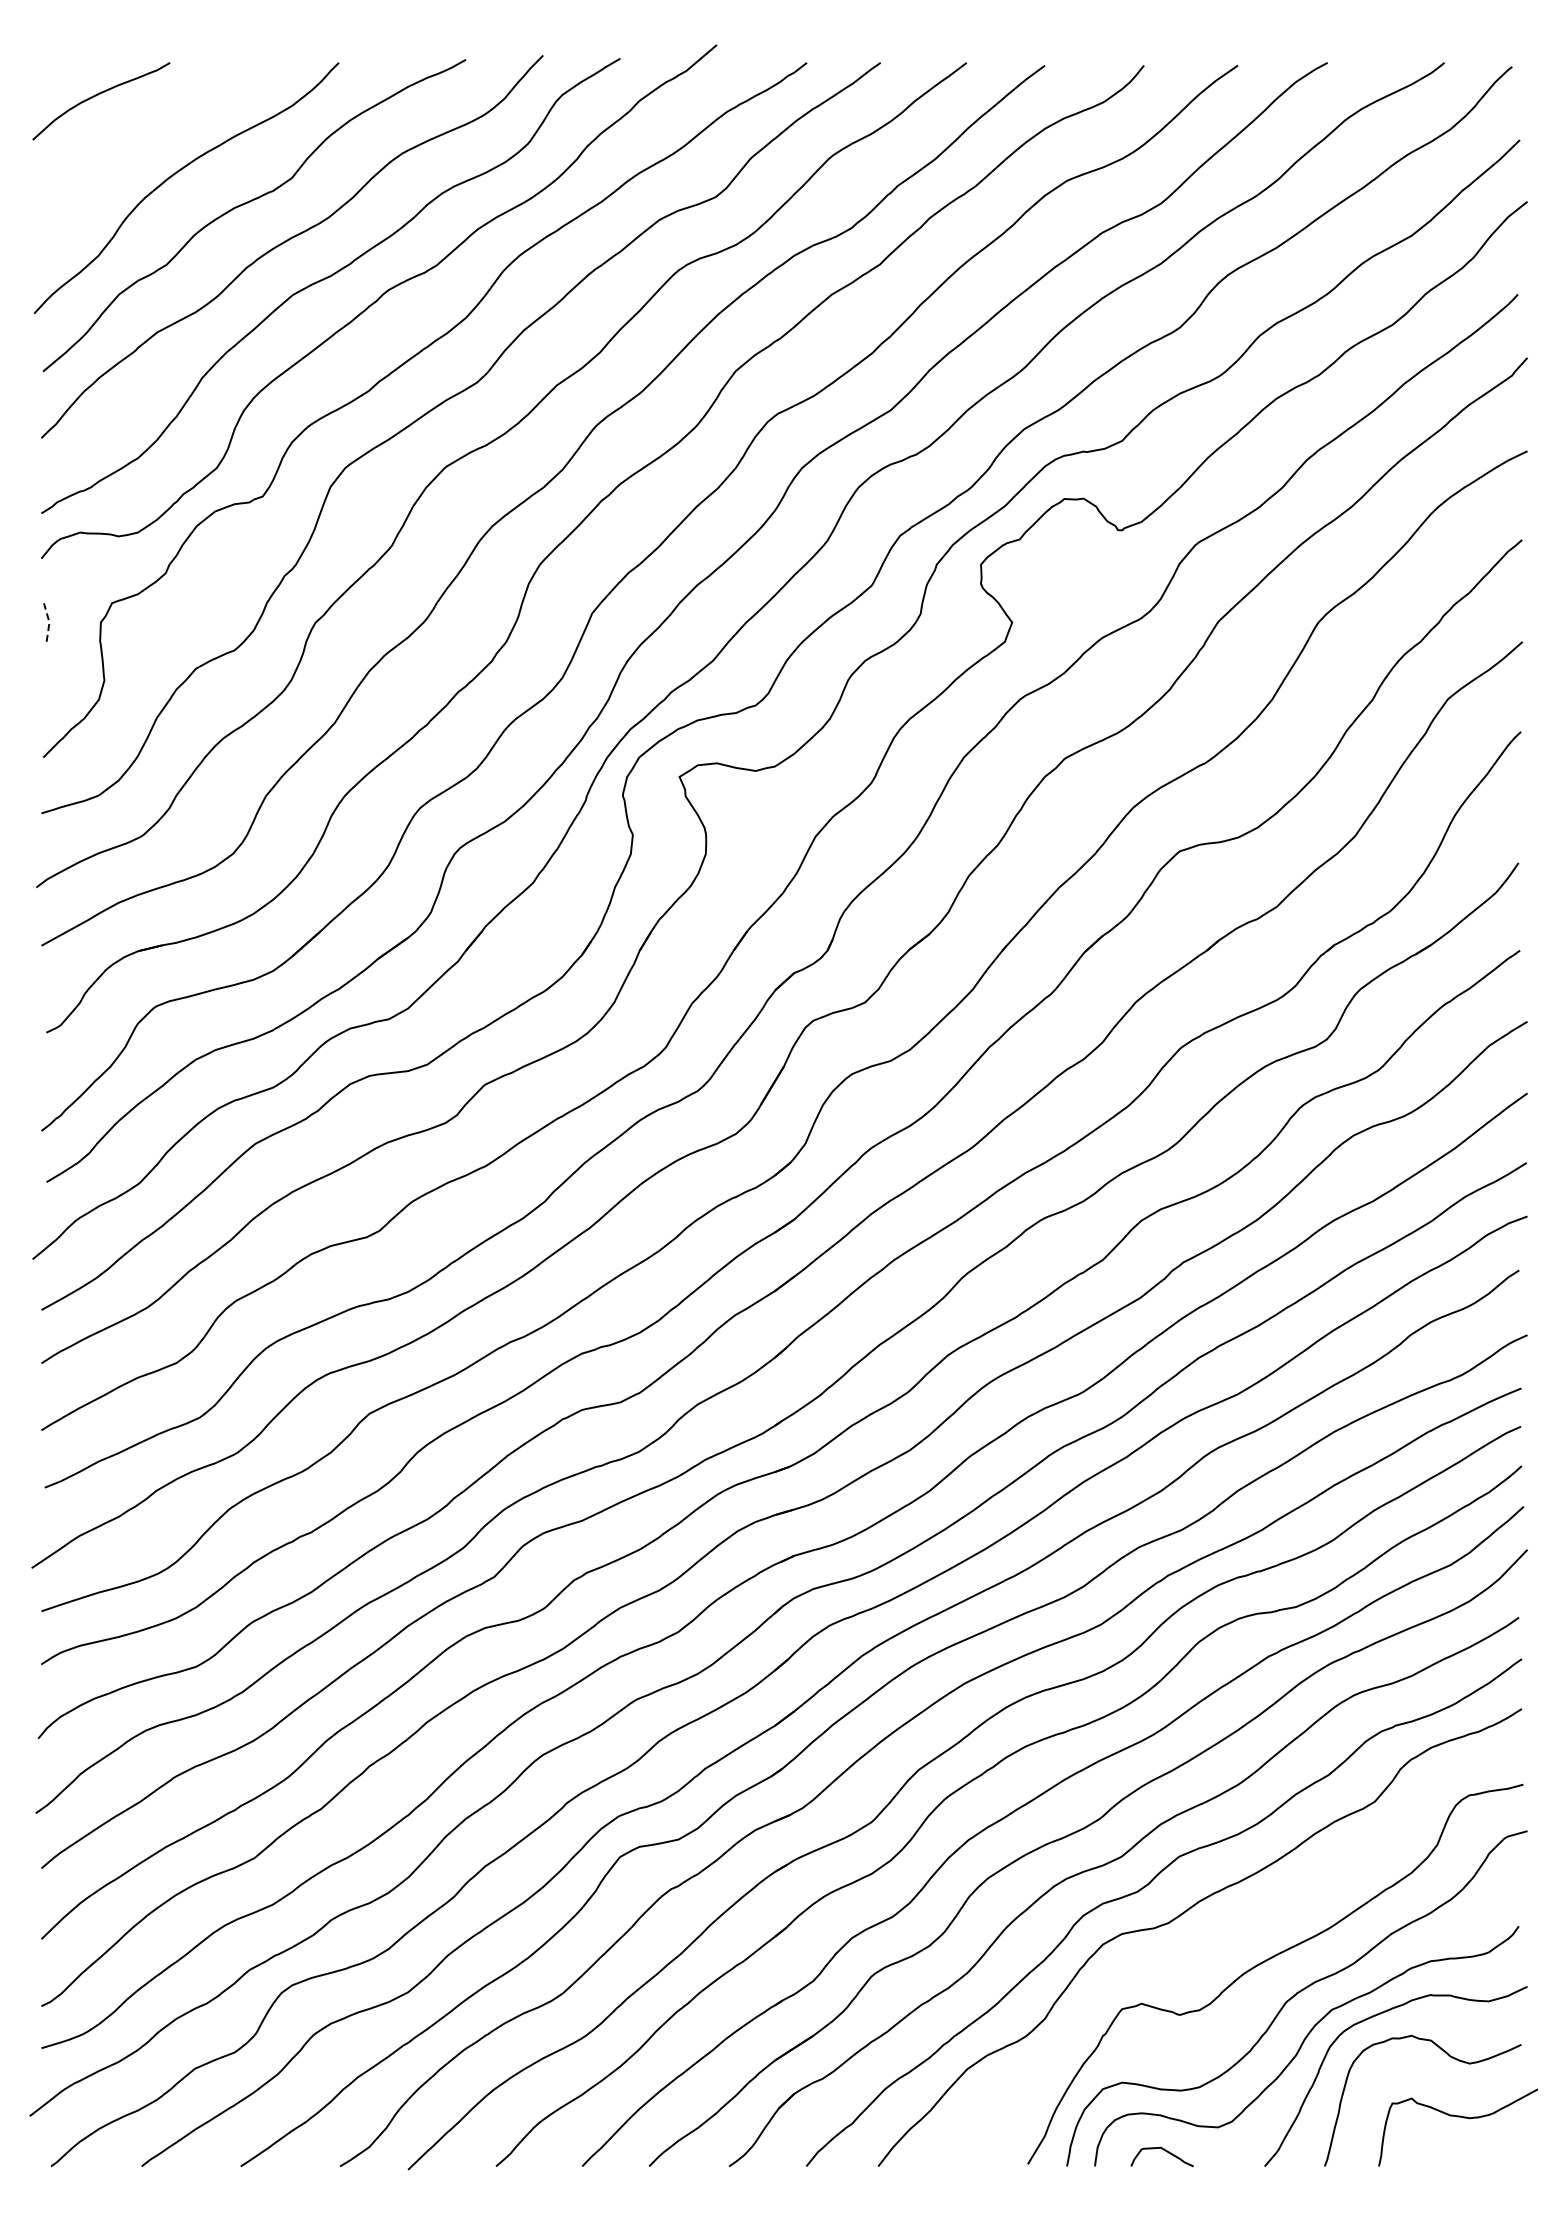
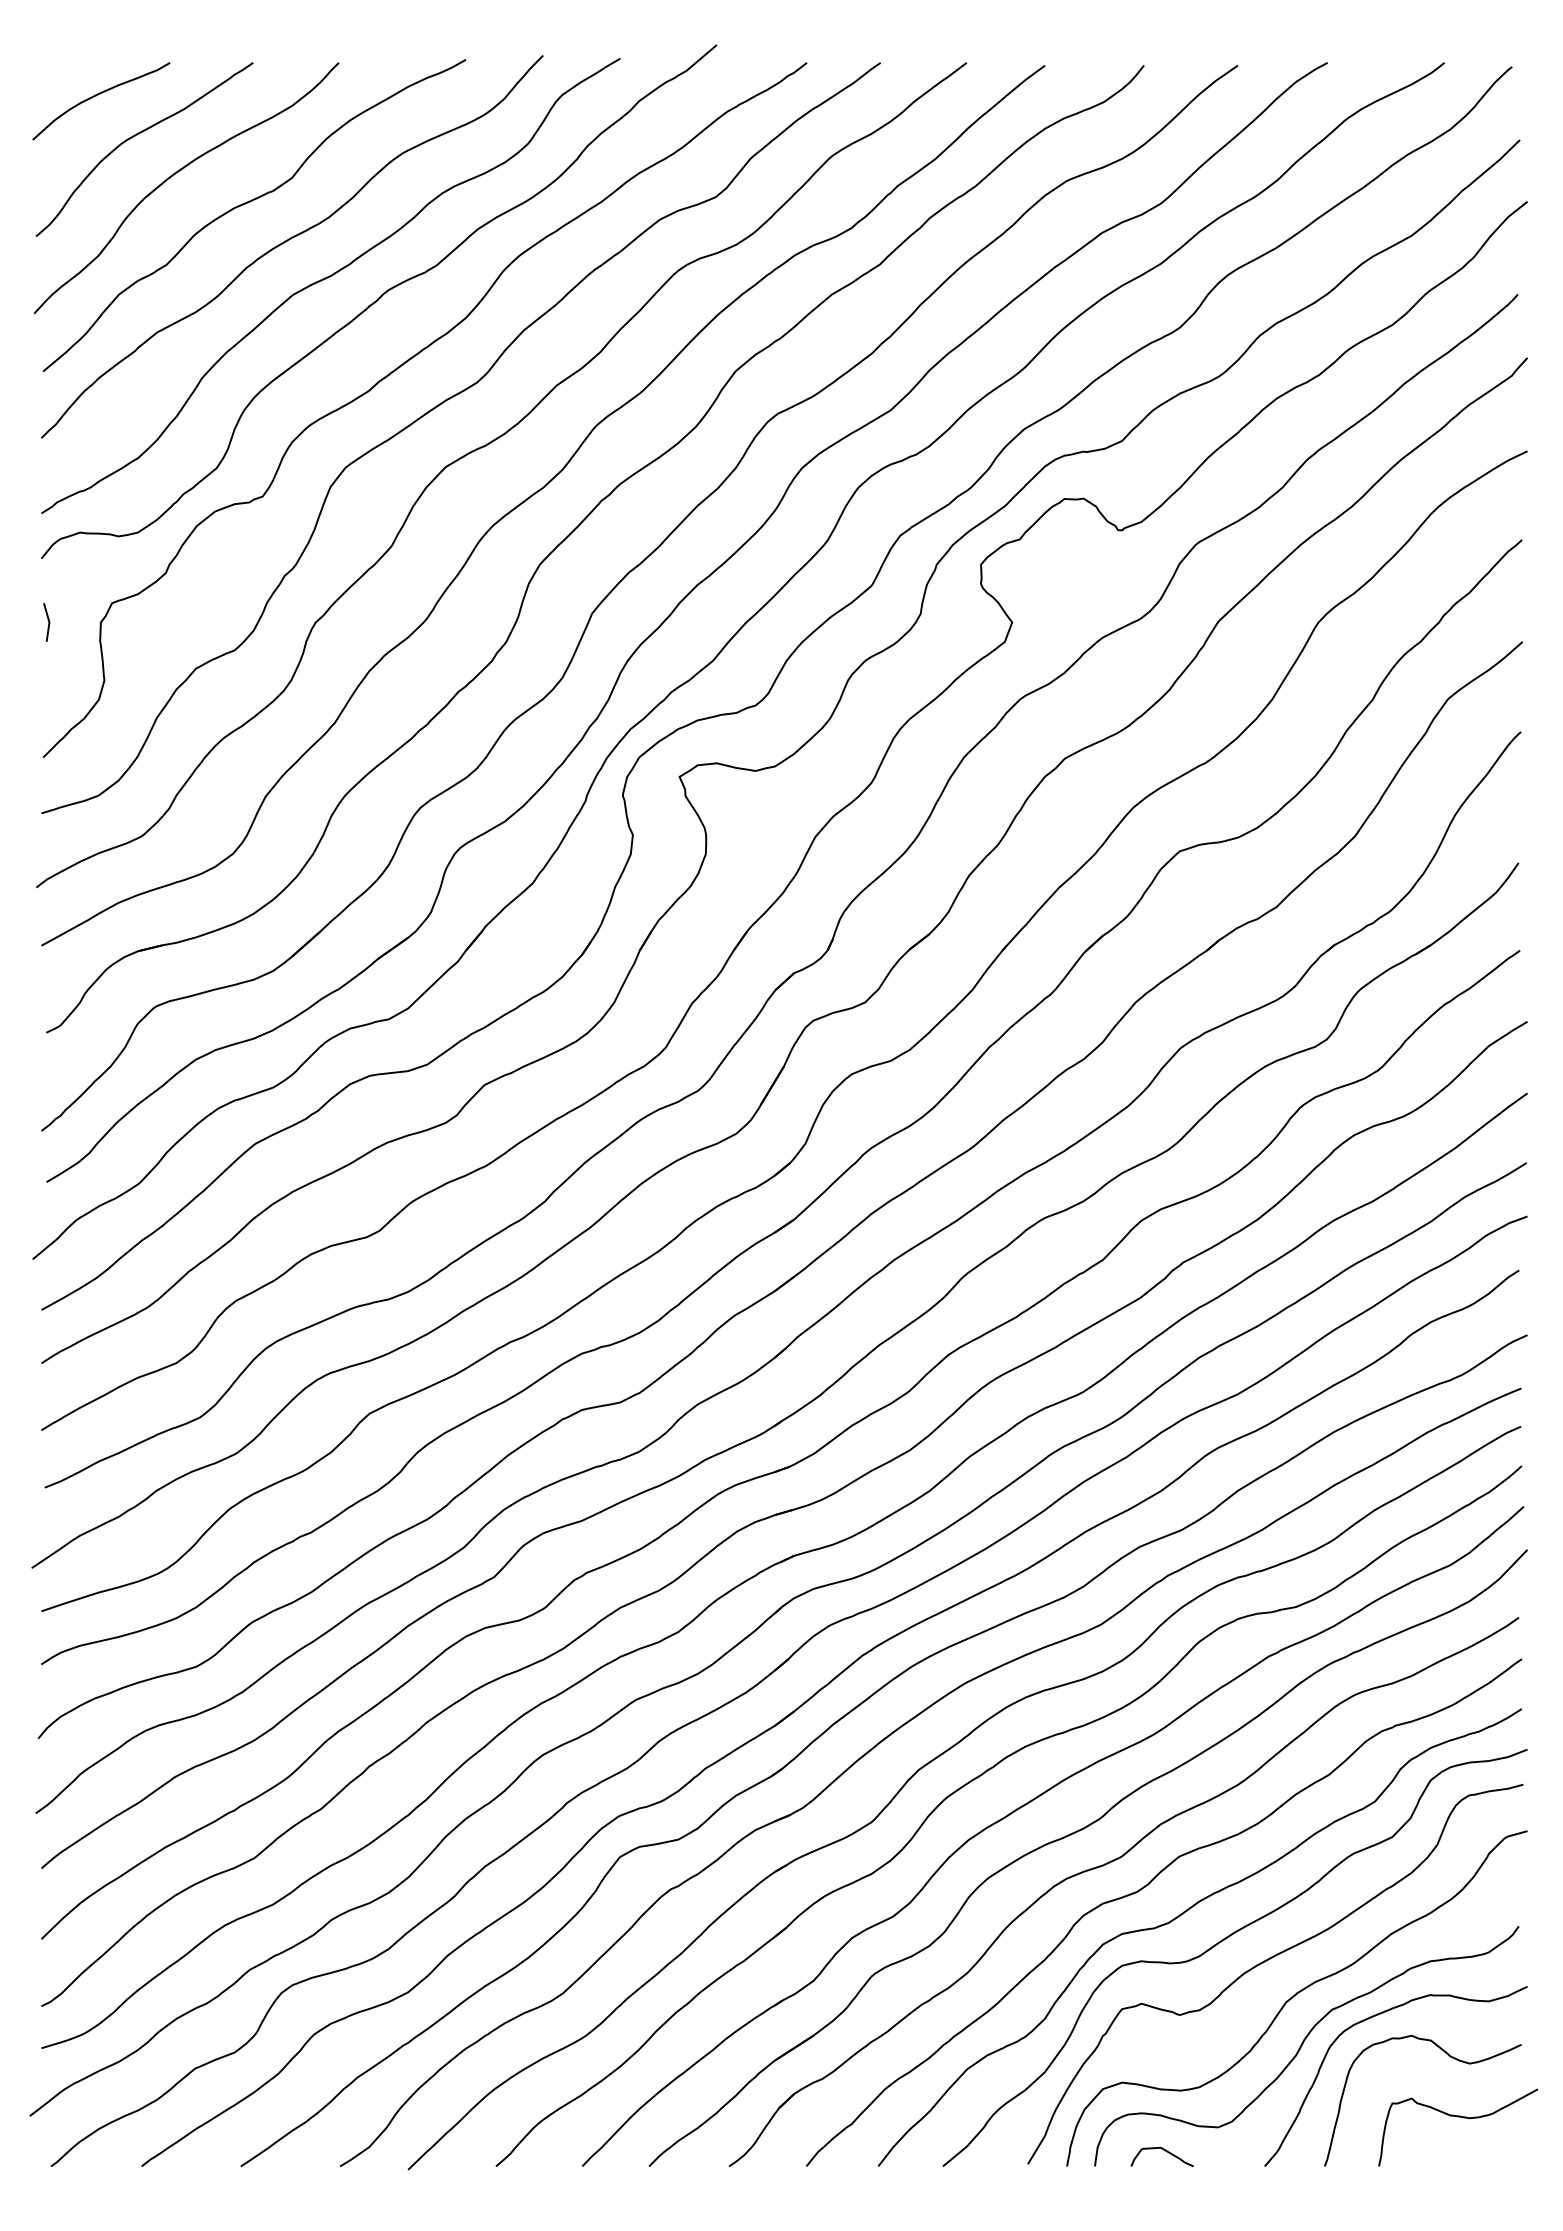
curve: none -> present (137, 135)
line: dashed -> solid (49, 622)
curve: none -> present (1224, 1940)
